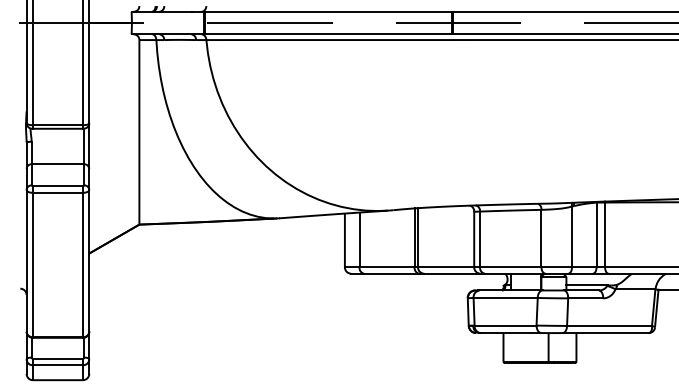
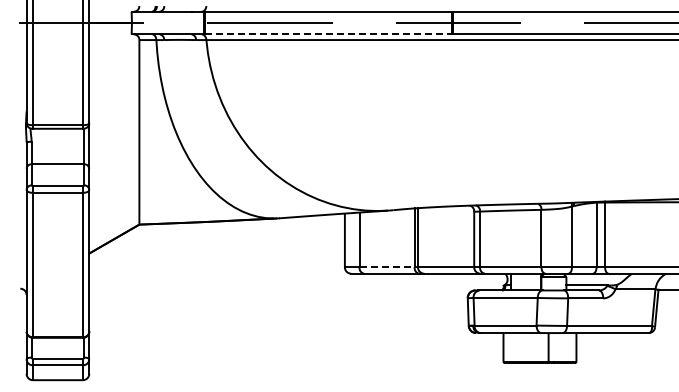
line: solid -> dashed (328, 34)
line: solid -> dashed (387, 267)
